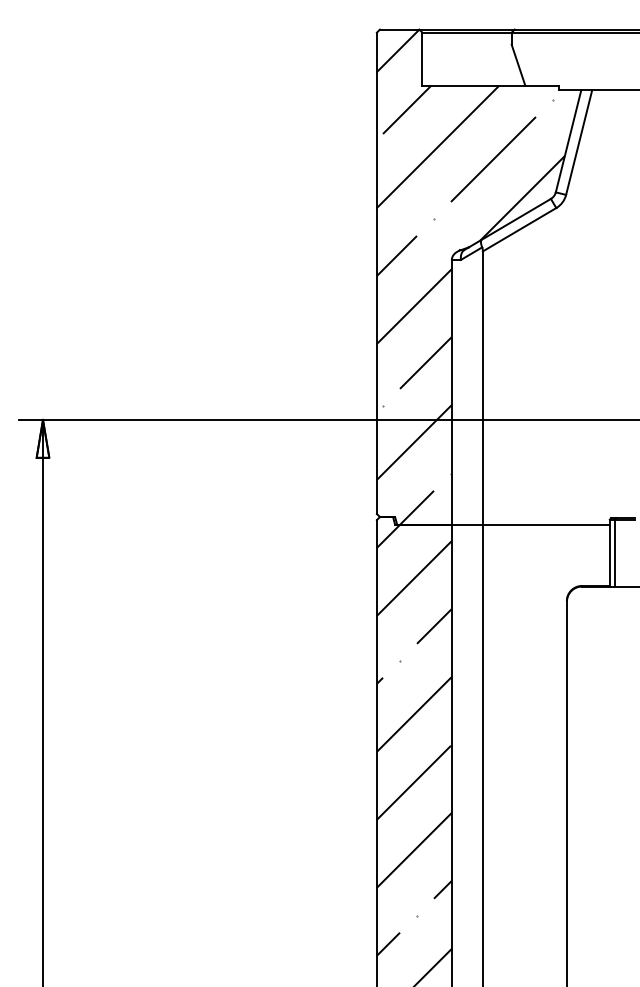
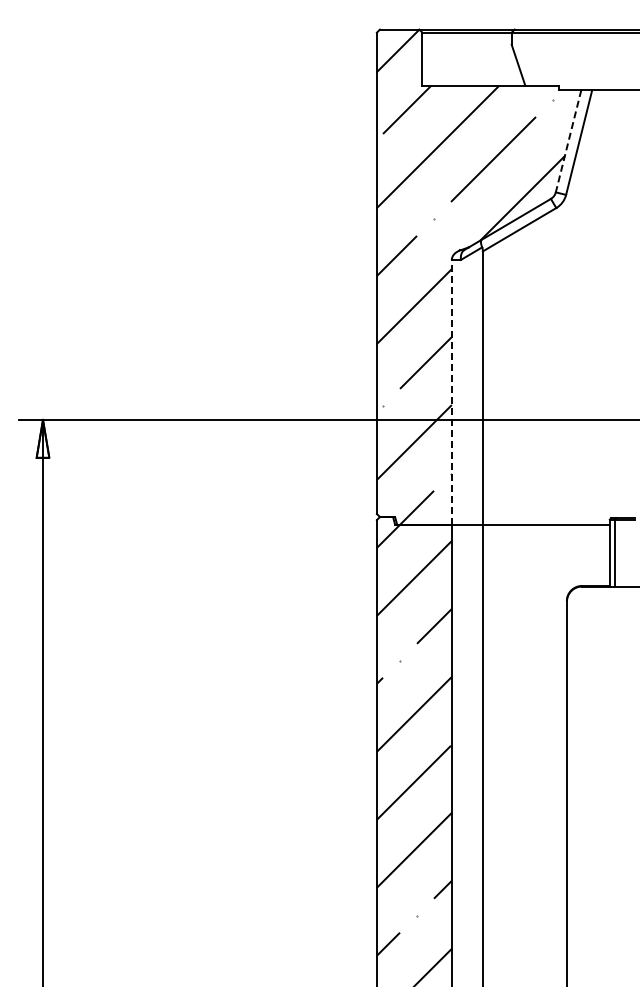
line: solid -> dashed (568, 141)
line: solid -> dashed (451, 391)
